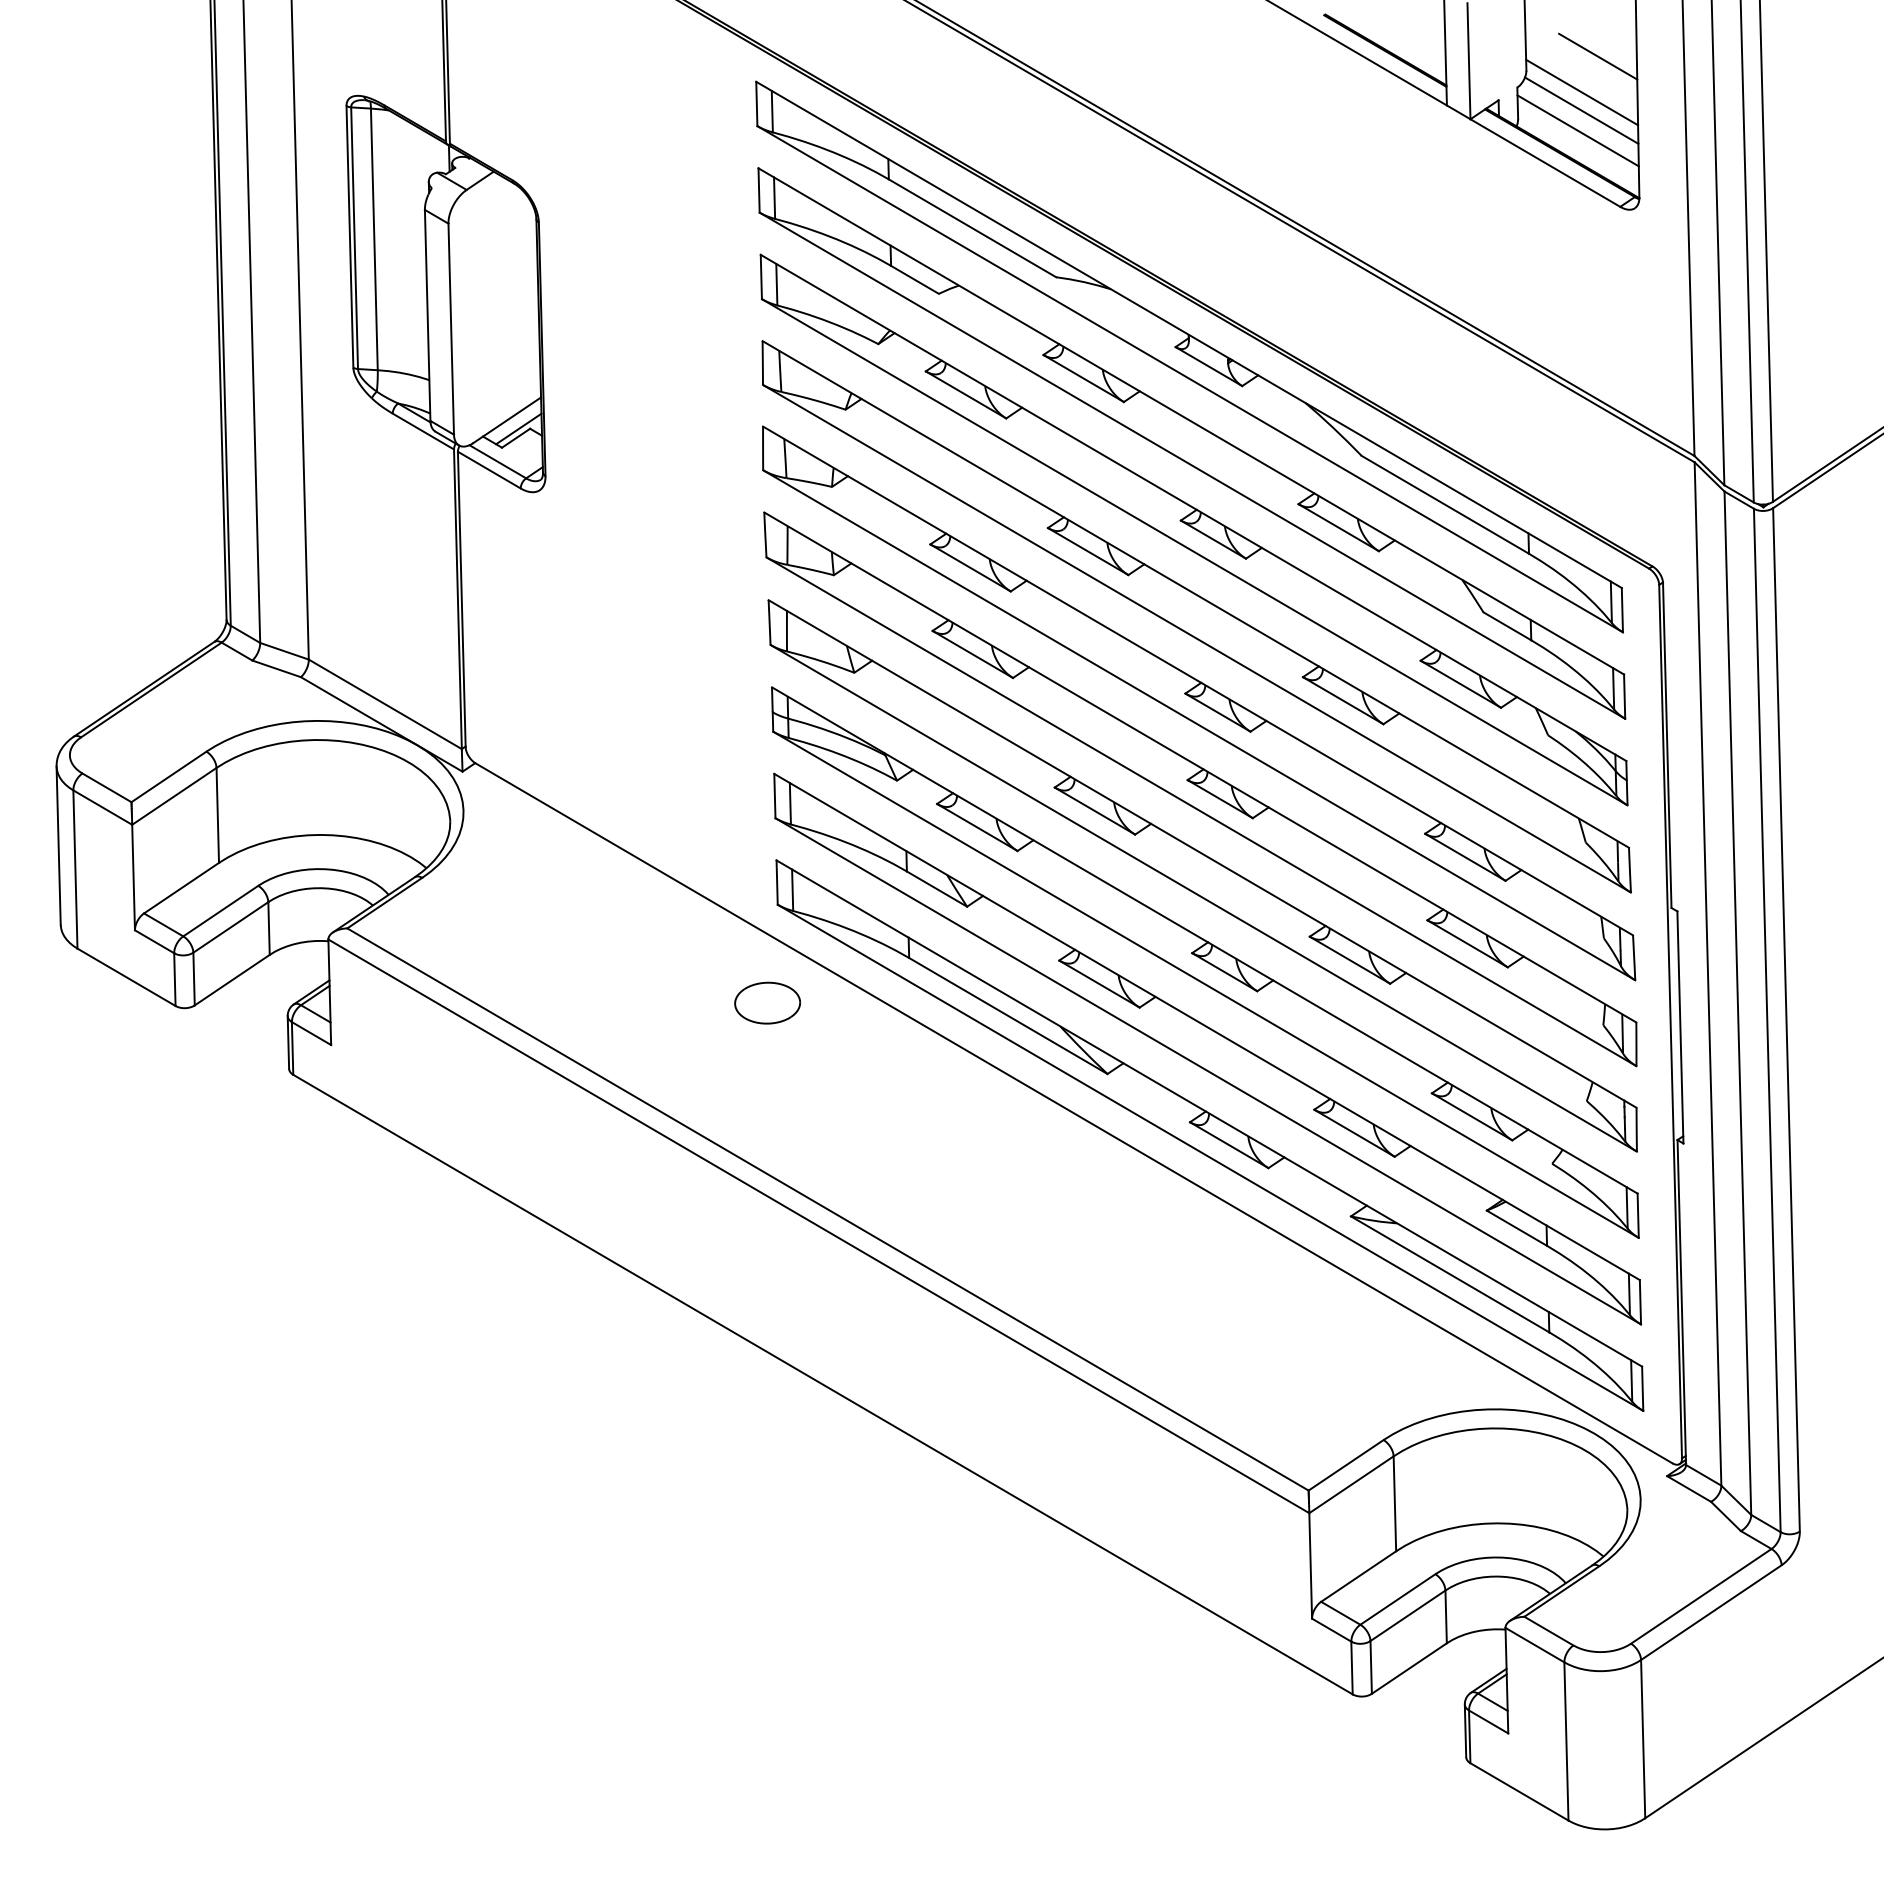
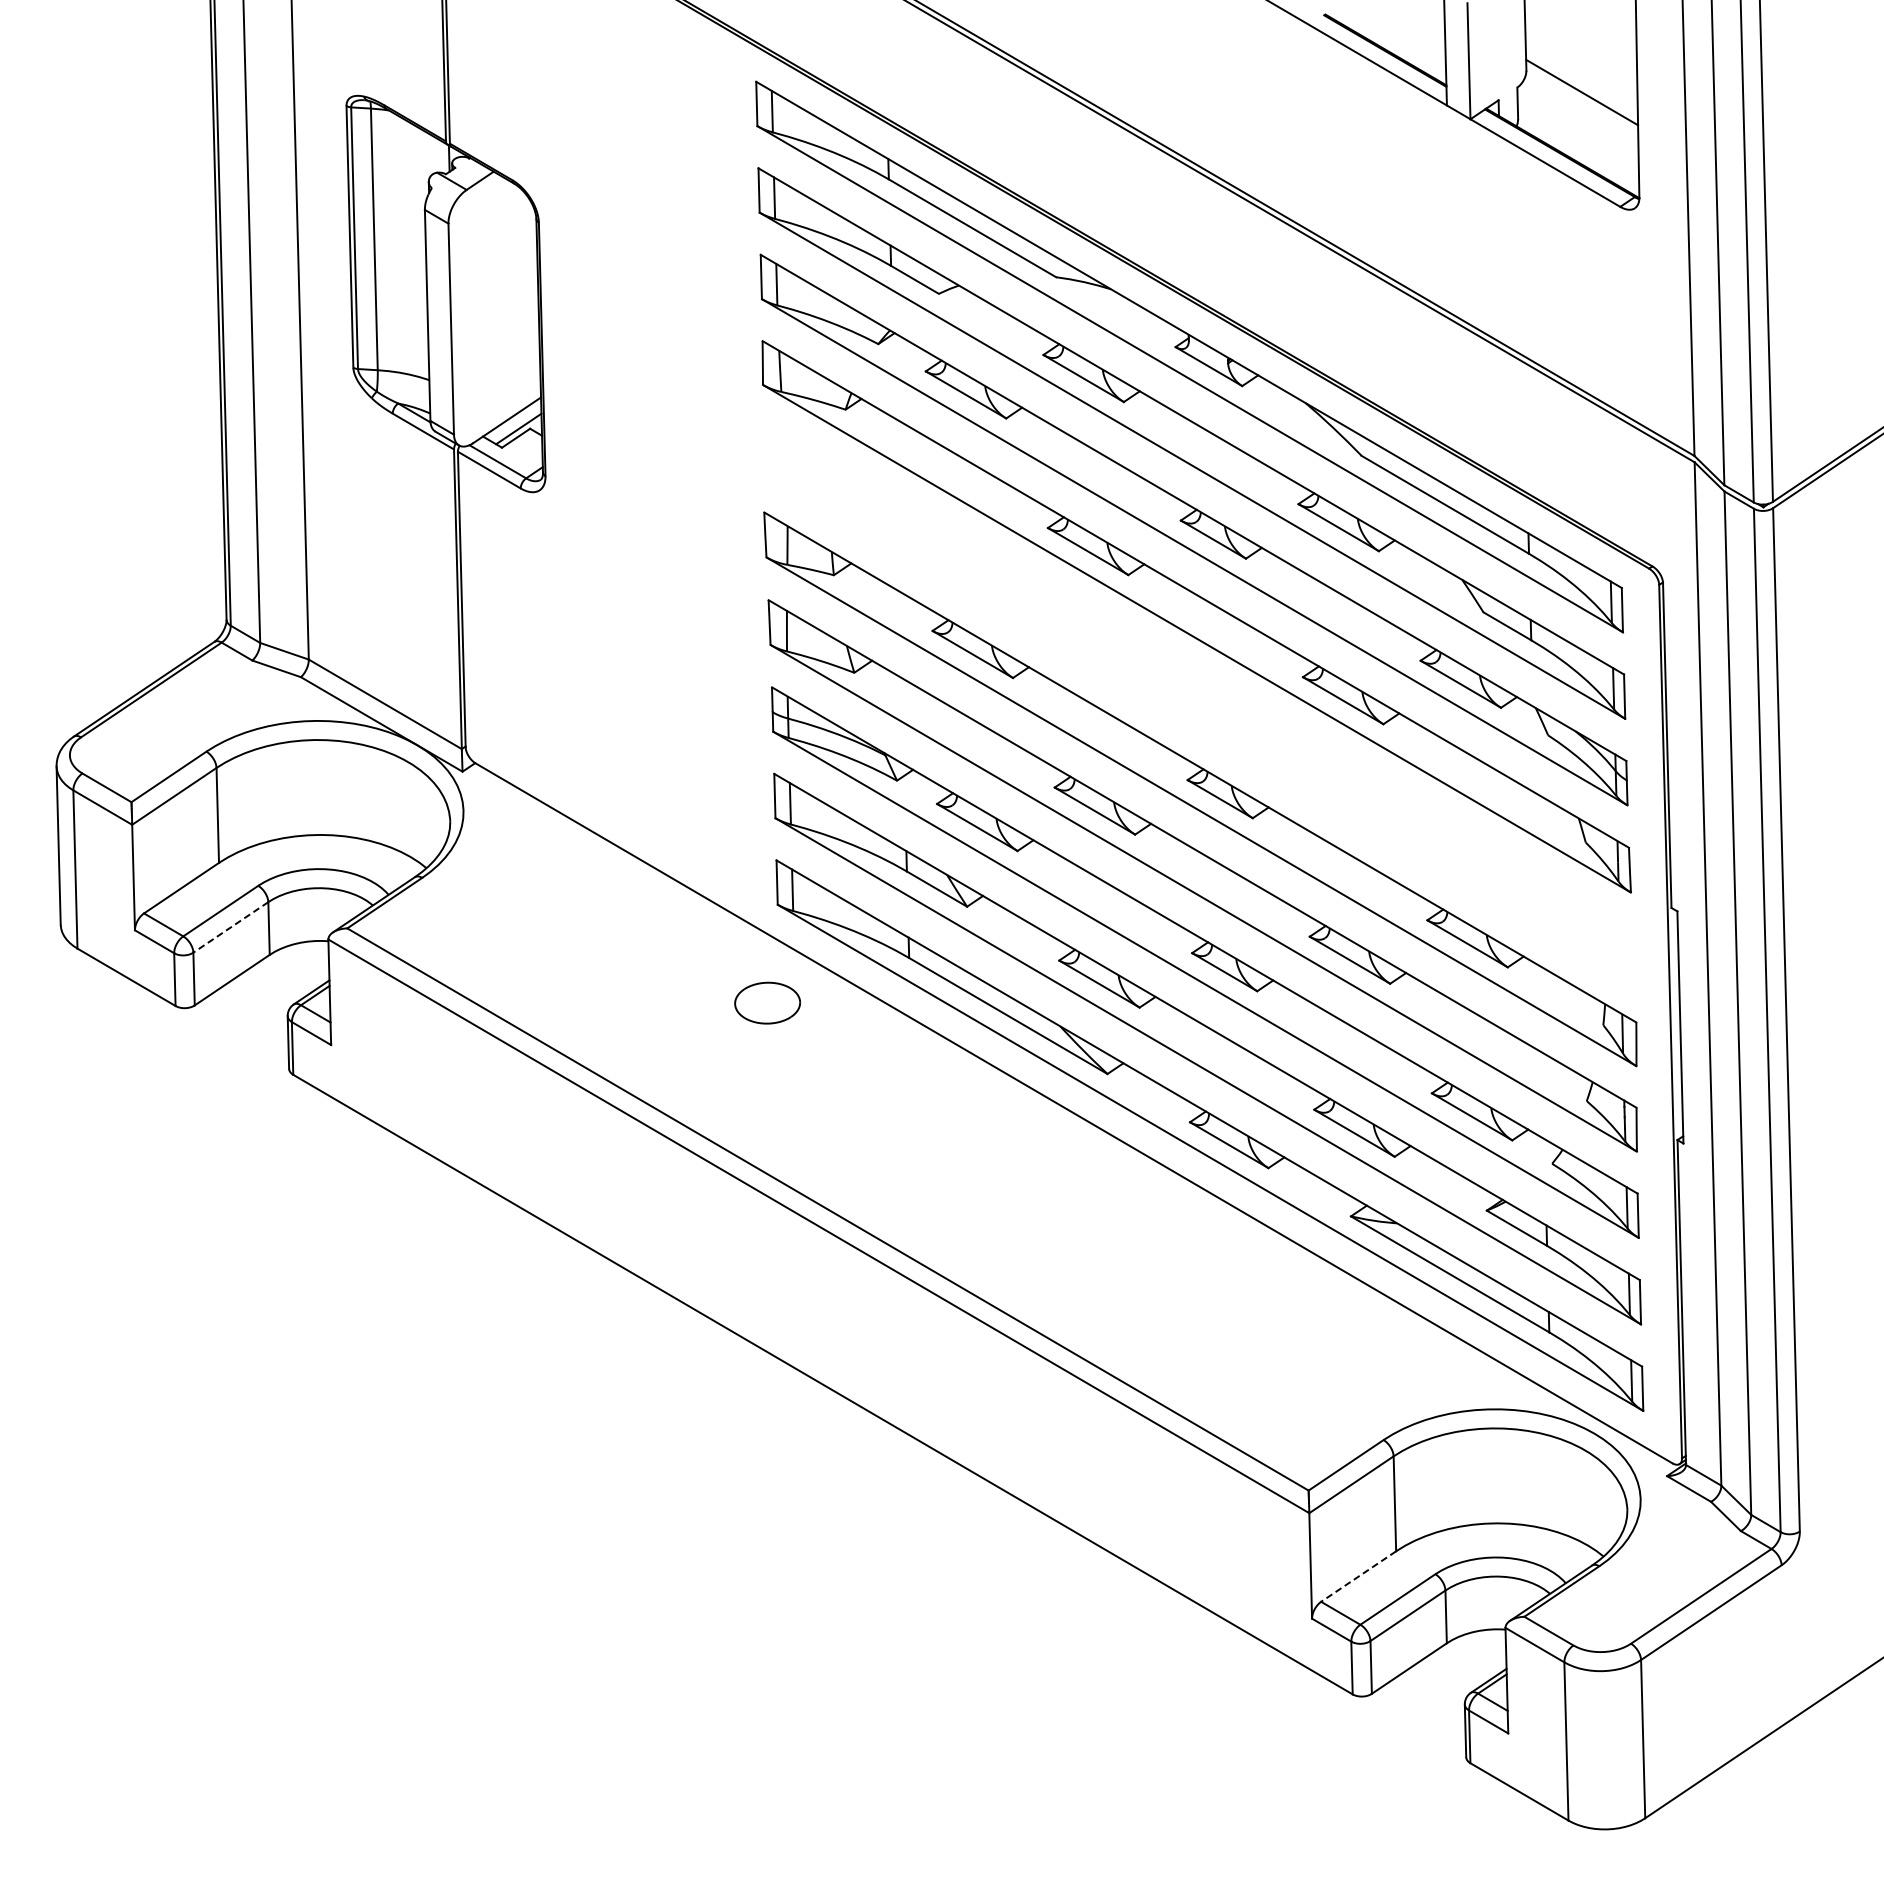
line: present -> none (1598, 56)
line: present -> none (1581, 110)
line: present -> none (1577, 130)
part: present -> none (1199, 703)
line: solid -> dashed (230, 927)
line: solid -> dashed (1358, 1576)
